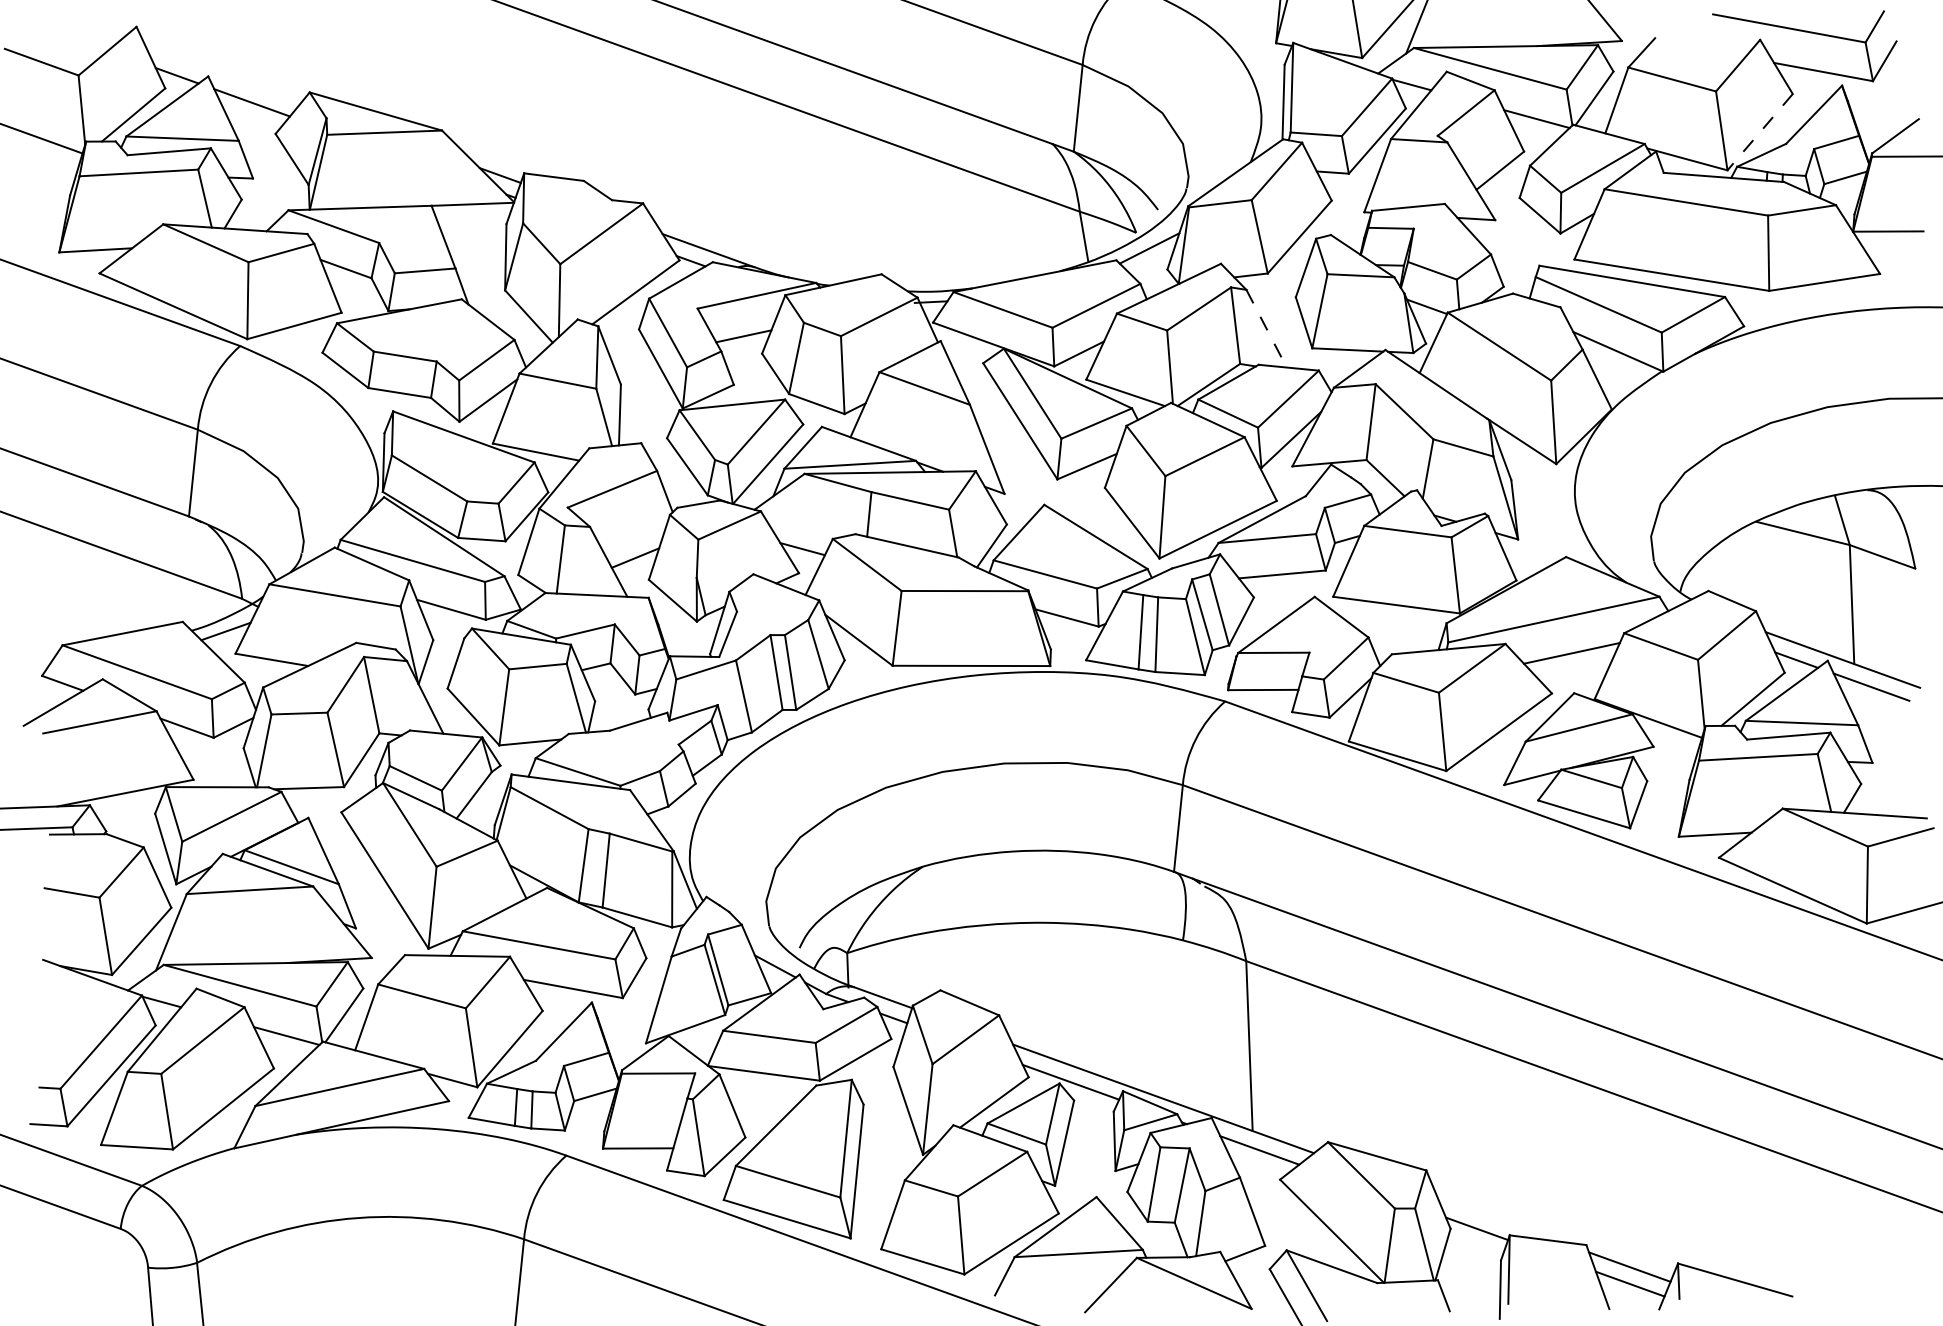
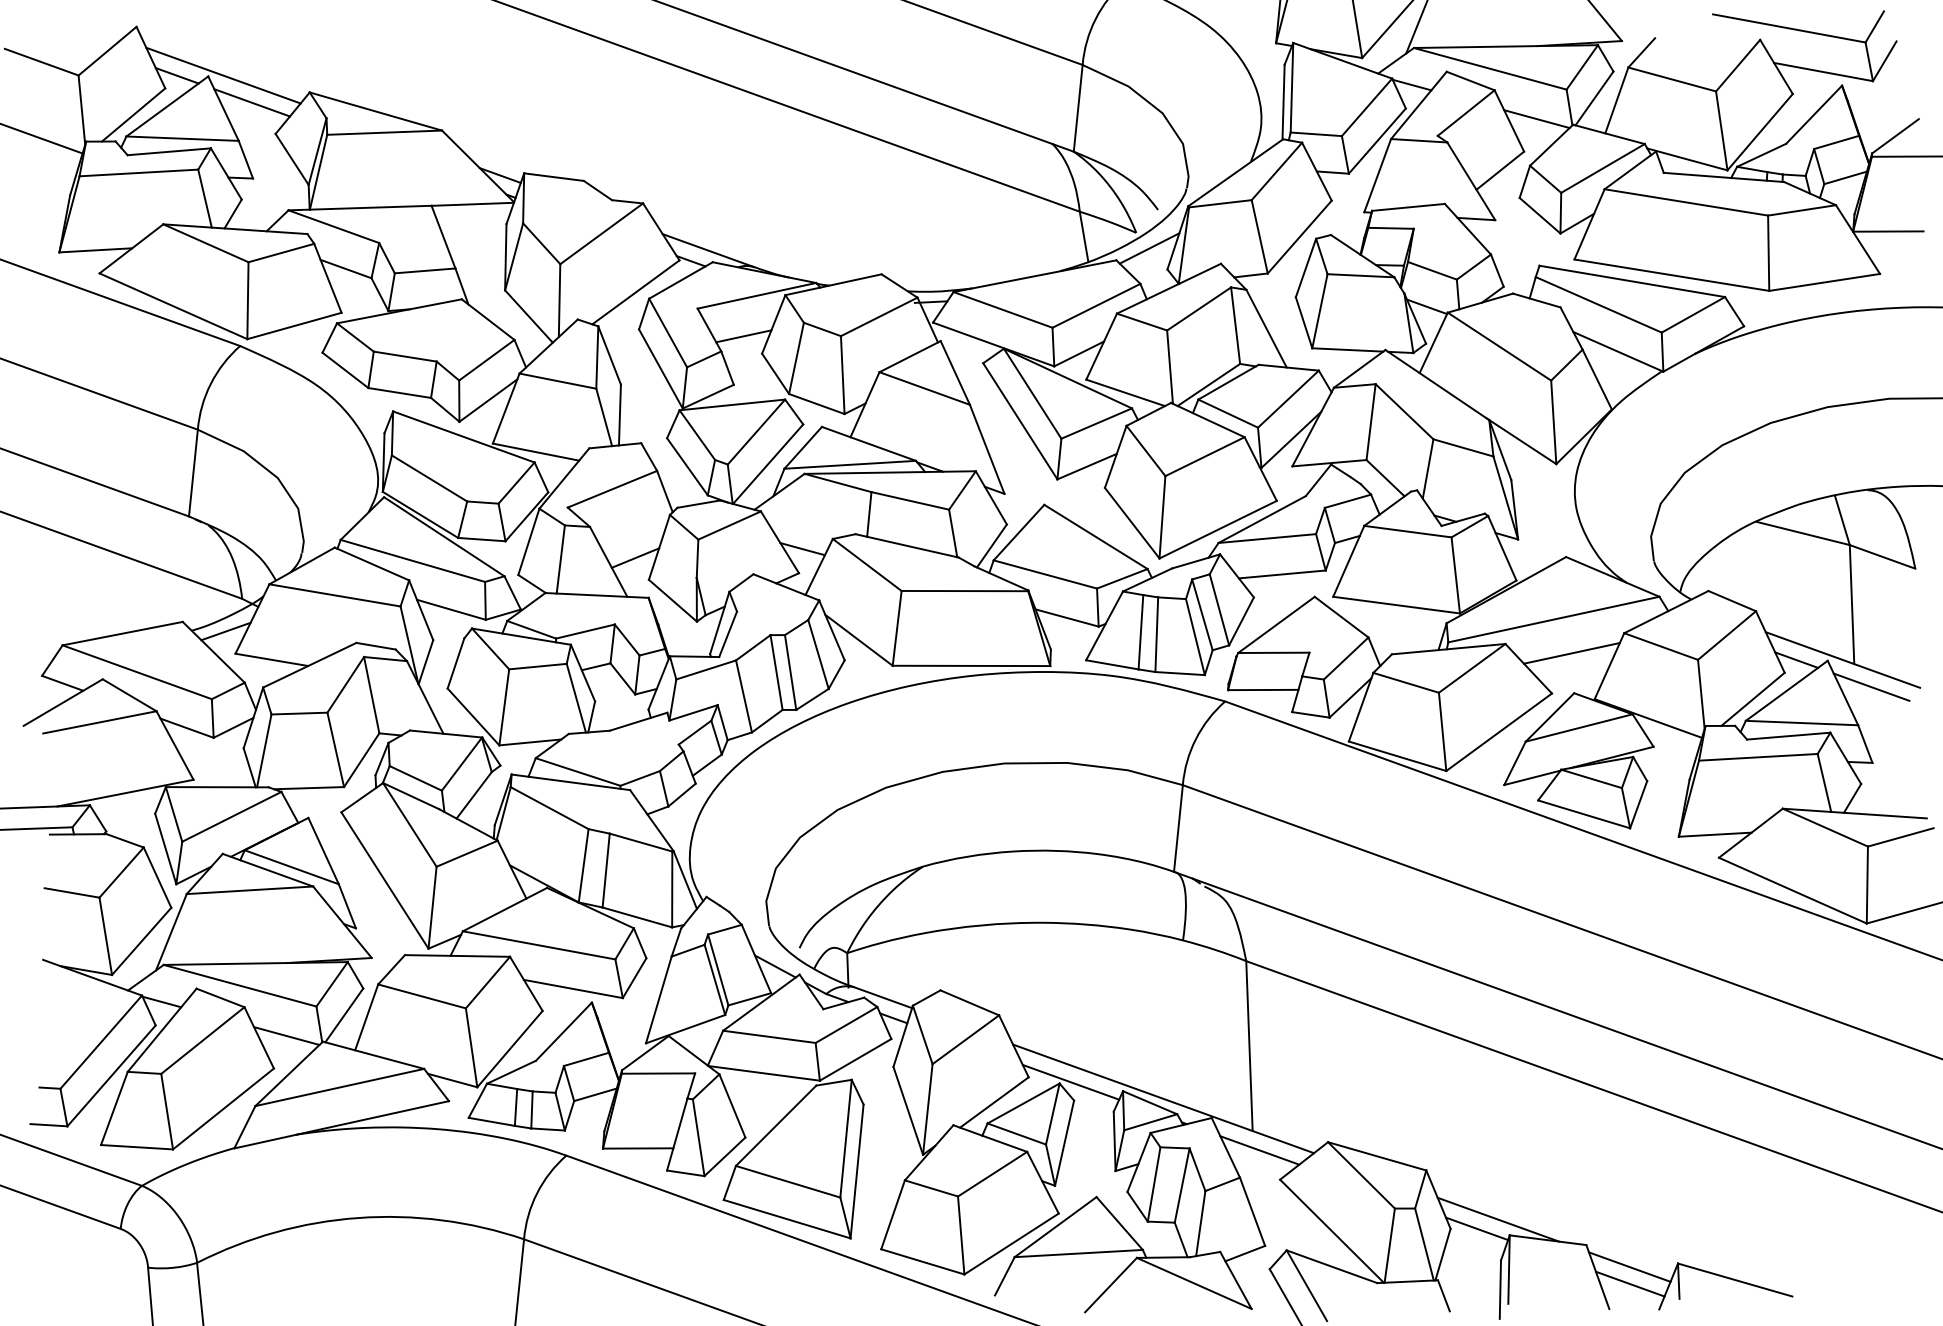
line: none -> present (223, 75)
line: dashed -> solid (1759, 132)
line: dashed -> solid (1266, 328)
line: none -> present (1498, 1219)
